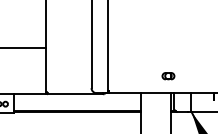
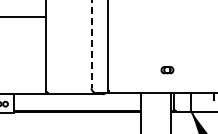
line: solid -> dashed (91, 44)
line position: (23, 48) -> (23, 17) (23, 17)
part position: (168, 76) -> (167, 70) (167, 70)
